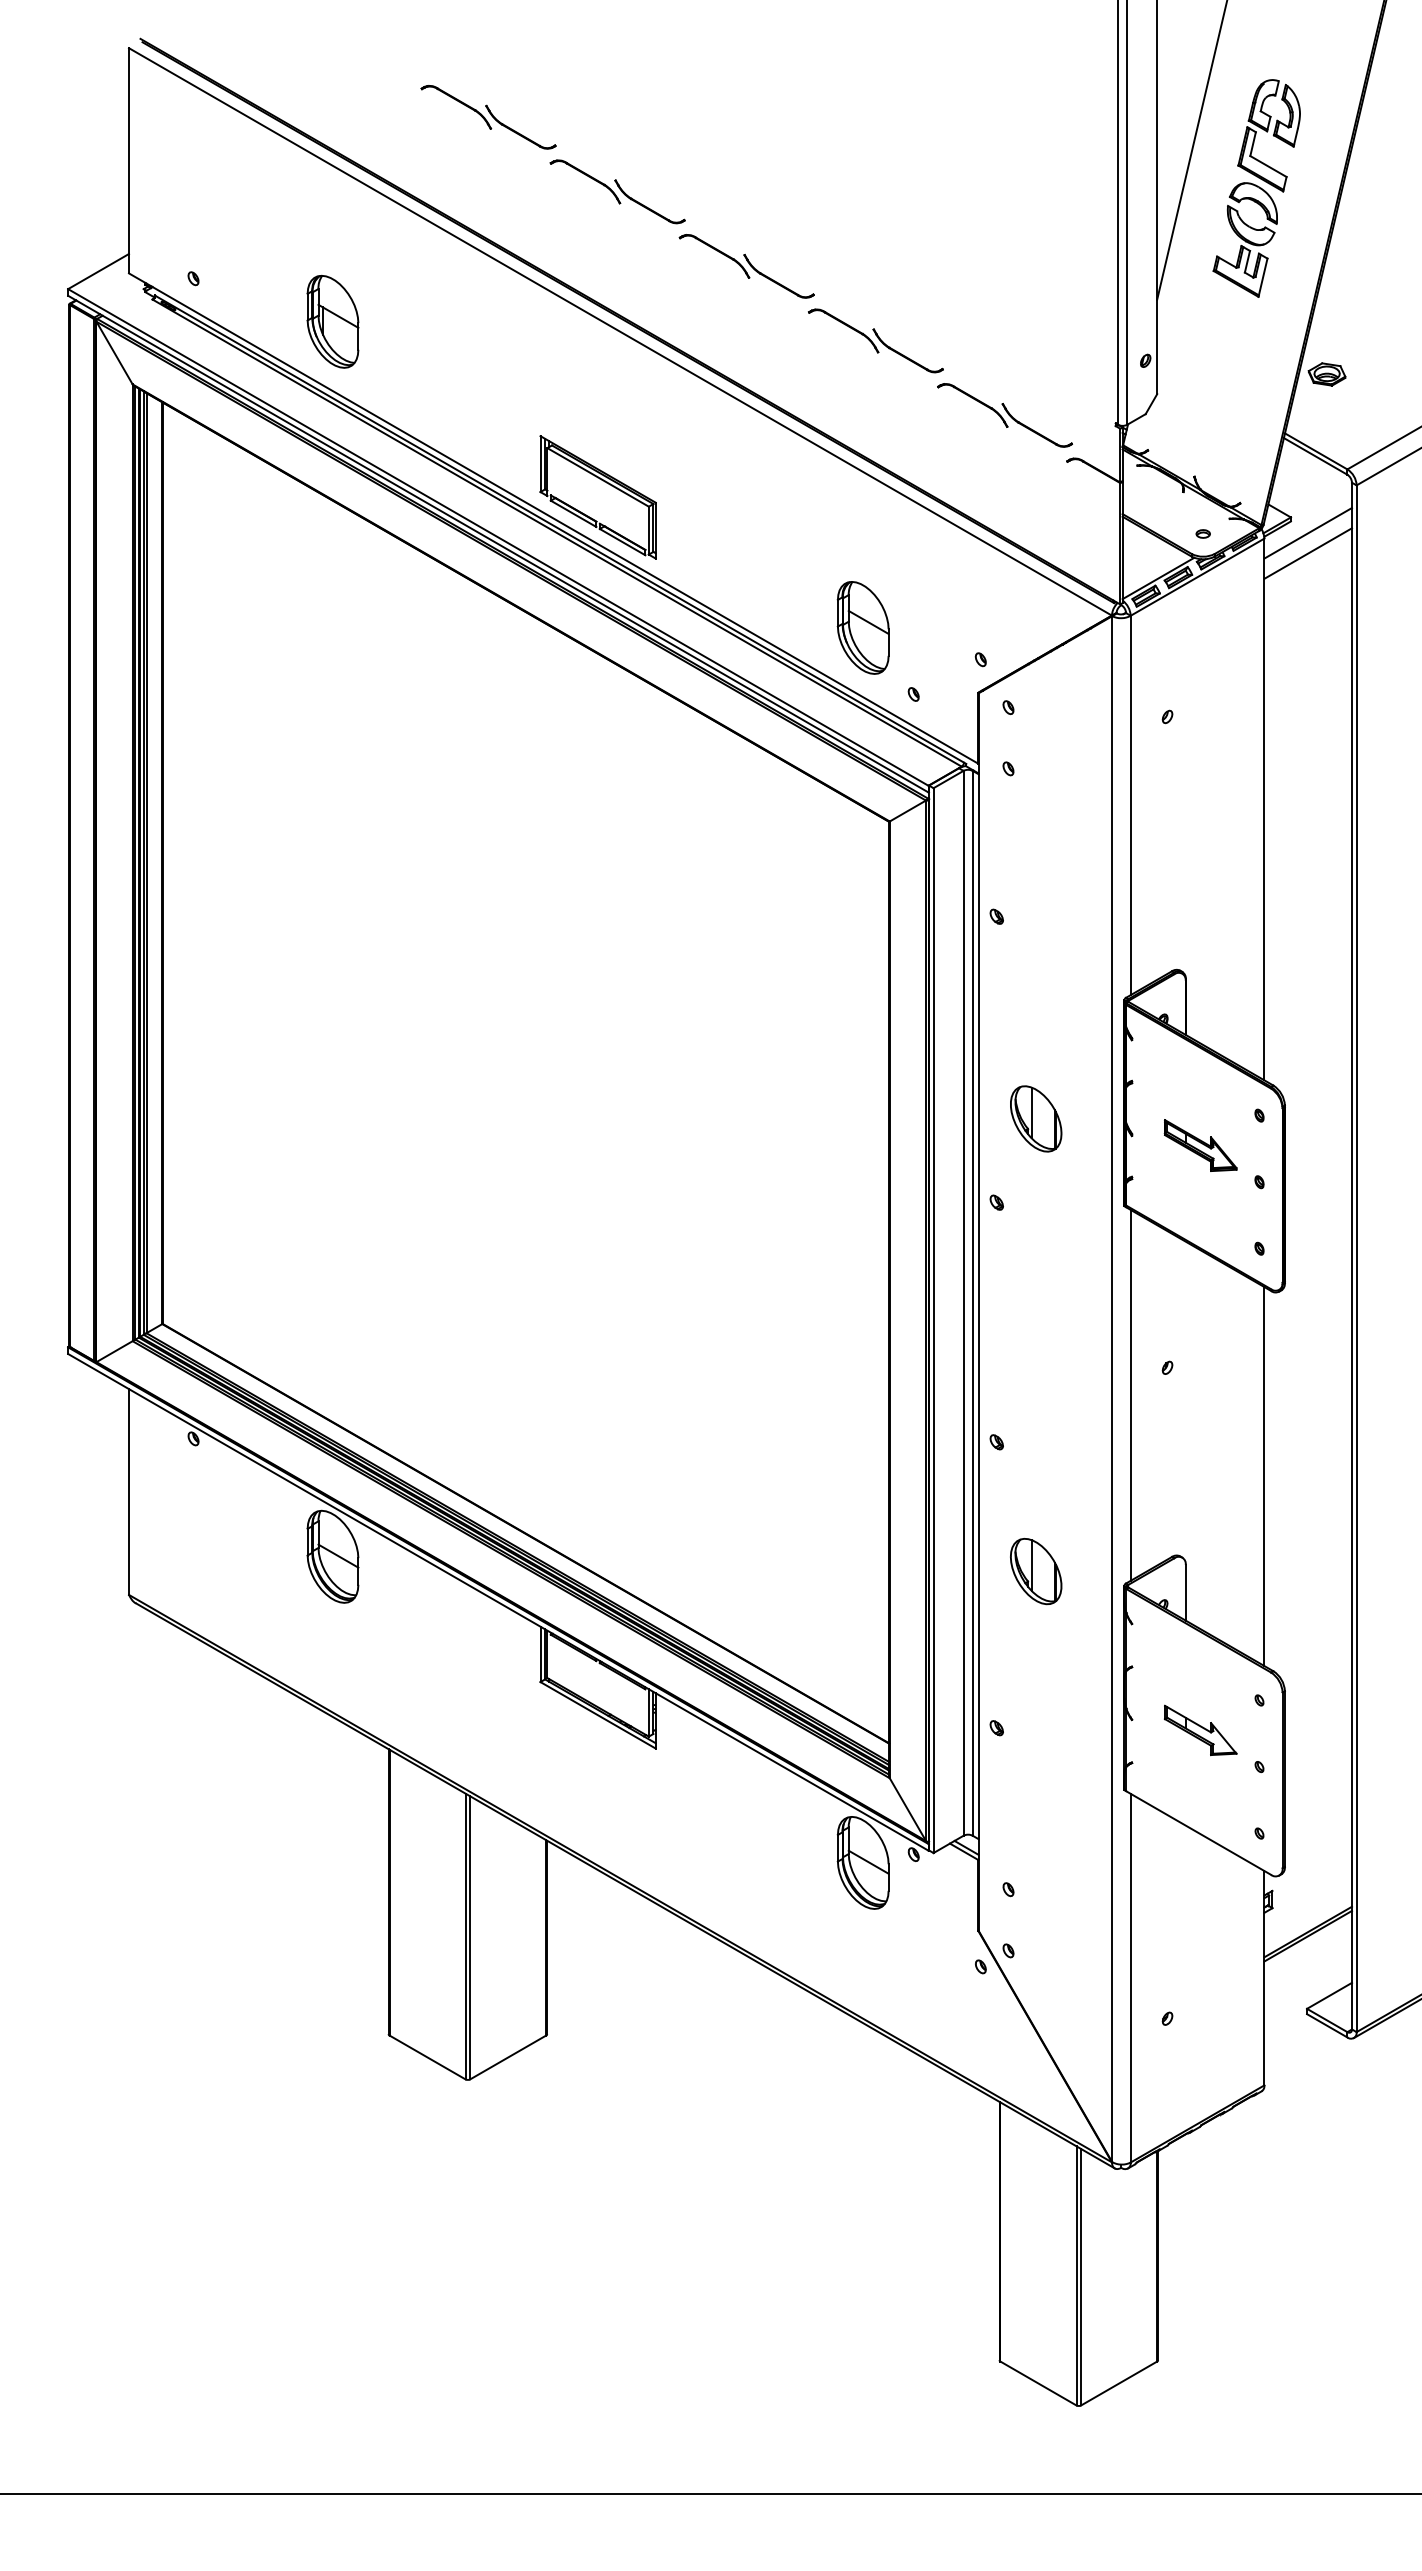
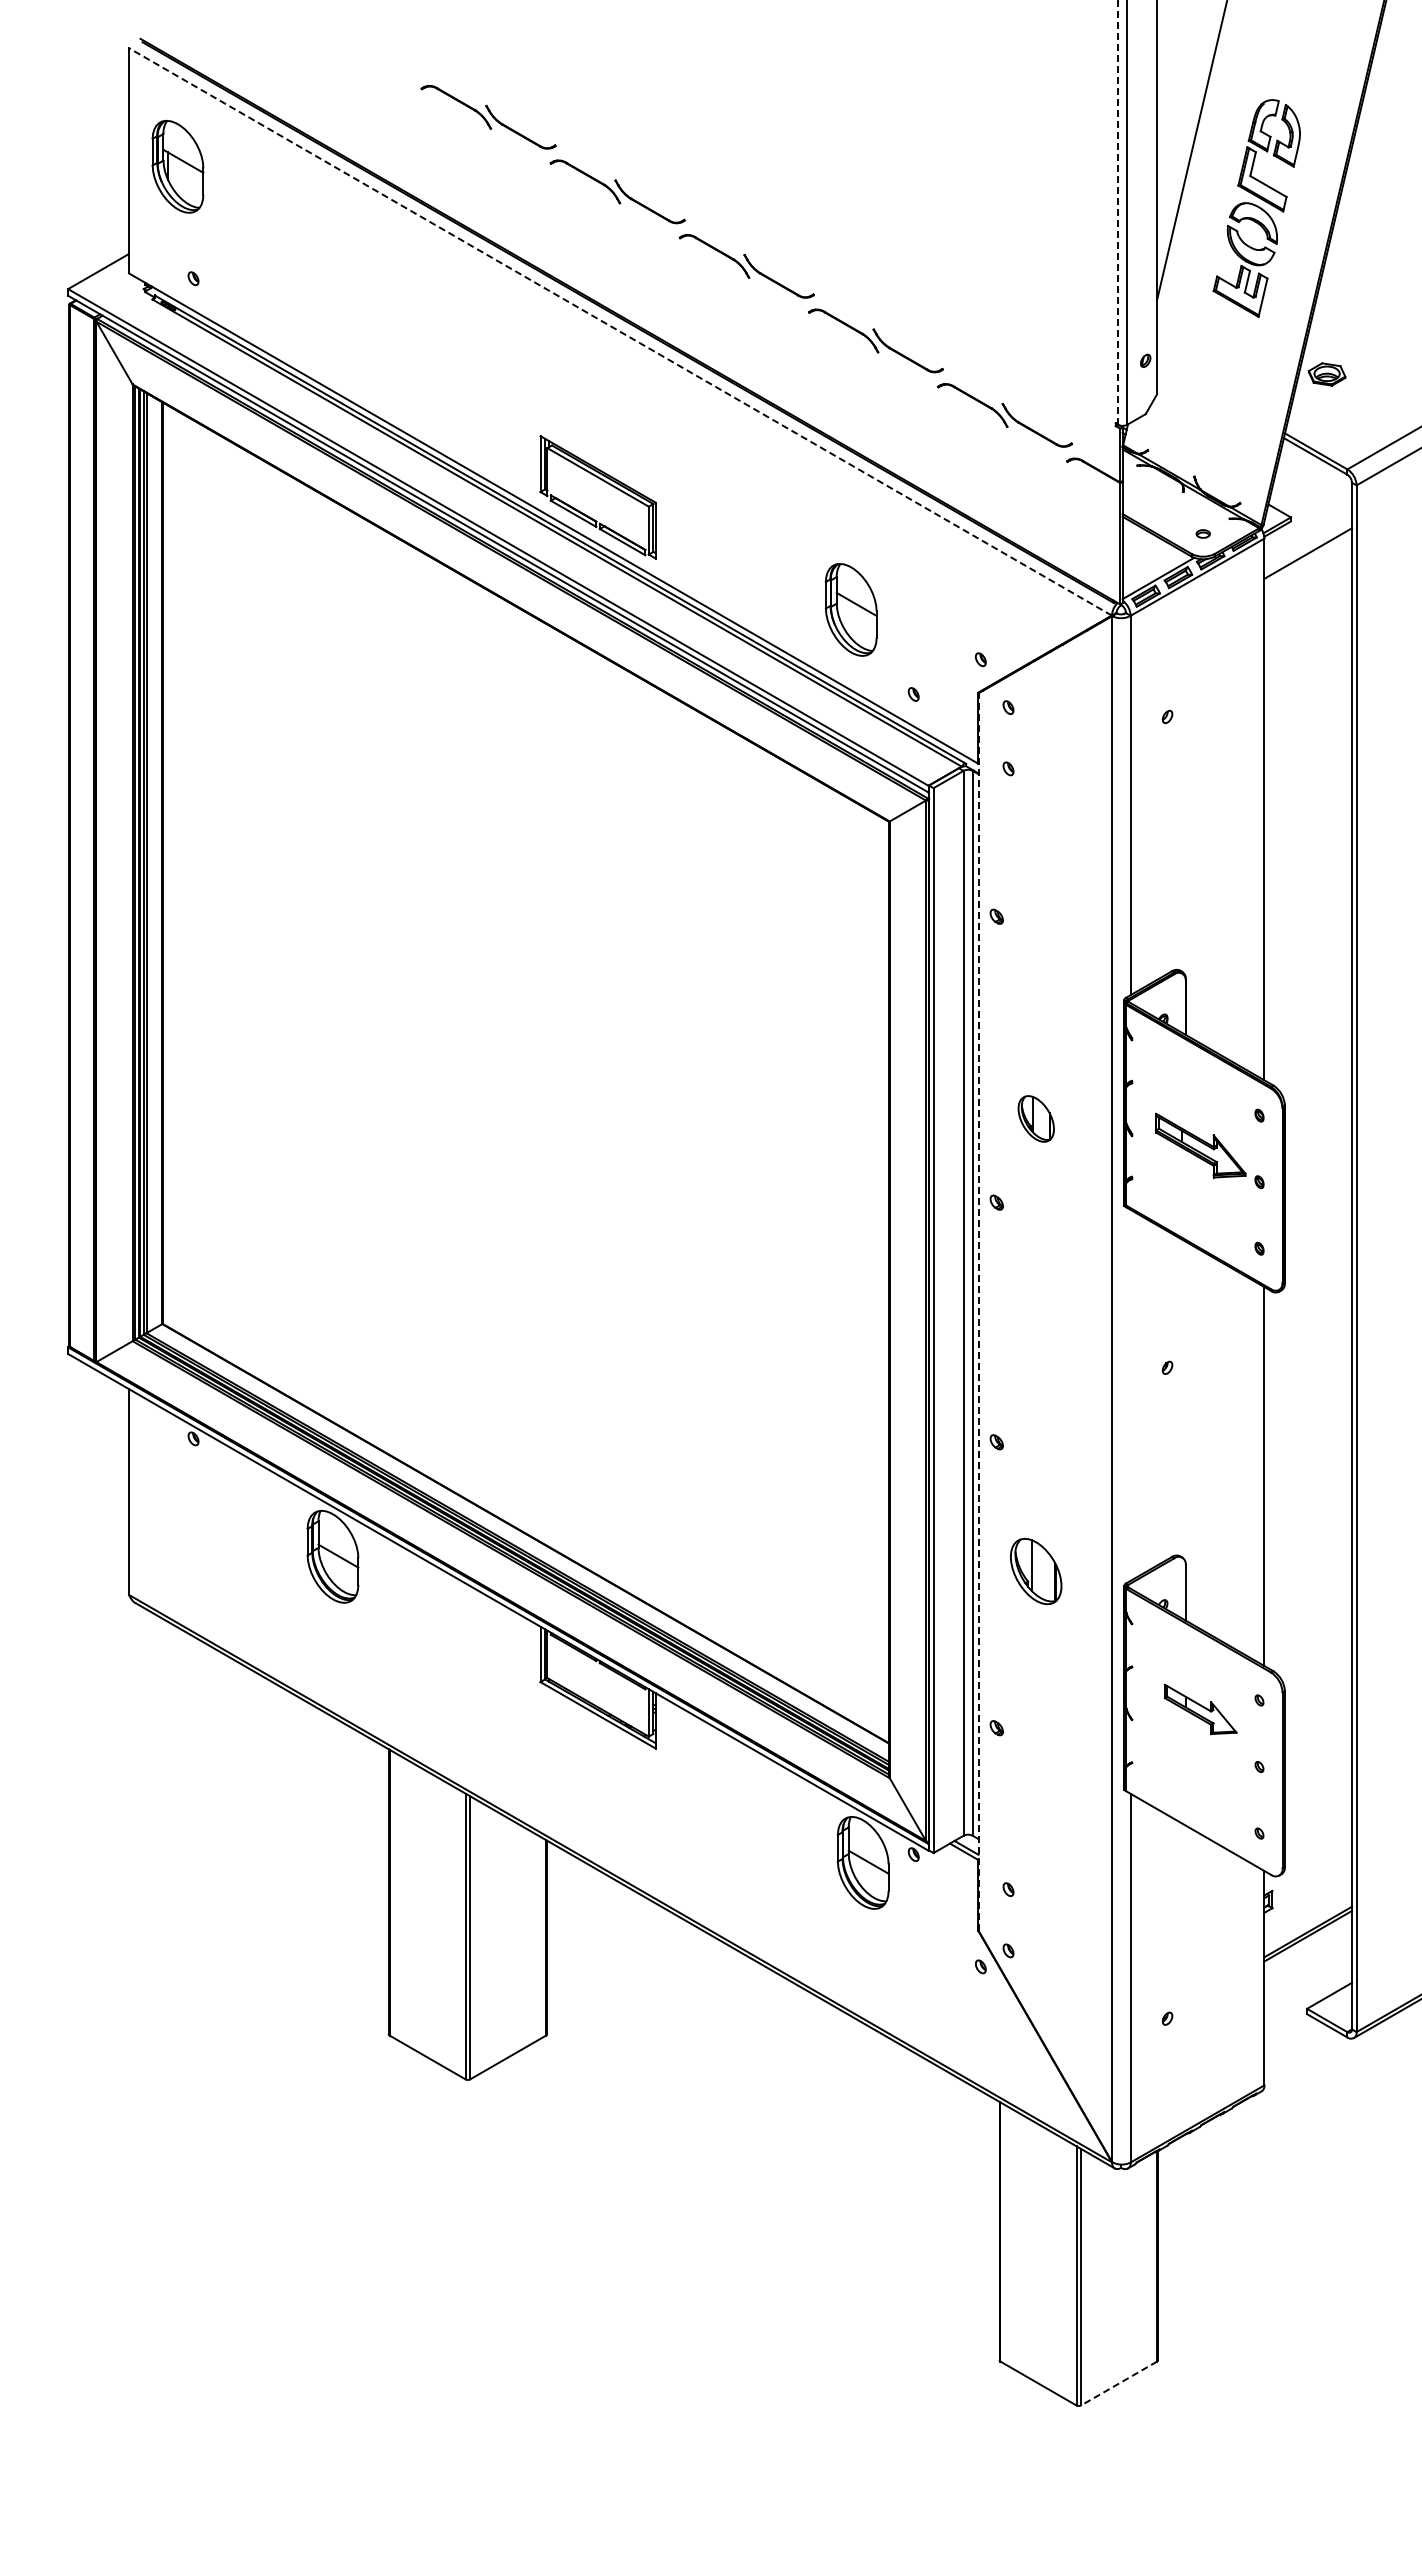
part position: (1256, 188) -> (1256, 208) (1256, 208)
line: solid -> dashed (1118, 212)
part position: (332, 321) -> (177, 166) (177, 166)
line: solid -> dashed (620, 331)
line: present -> none (1308, 533)
part position: (862, 627) -> (850, 609) (850, 609)
part size: 53x68 px -> 38x48 px (1035, 1118)
part size: 75x53 px -> 92x67 px (1200, 1145)
line: solid -> dashed (978, 1311)
line: present -> none (1130, 1394)
part position: (1200, 1730) -> (1200, 1709) (1200, 1709)
line: solid -> dashed (1119, 2383)
line: present -> none (710, 2493)
